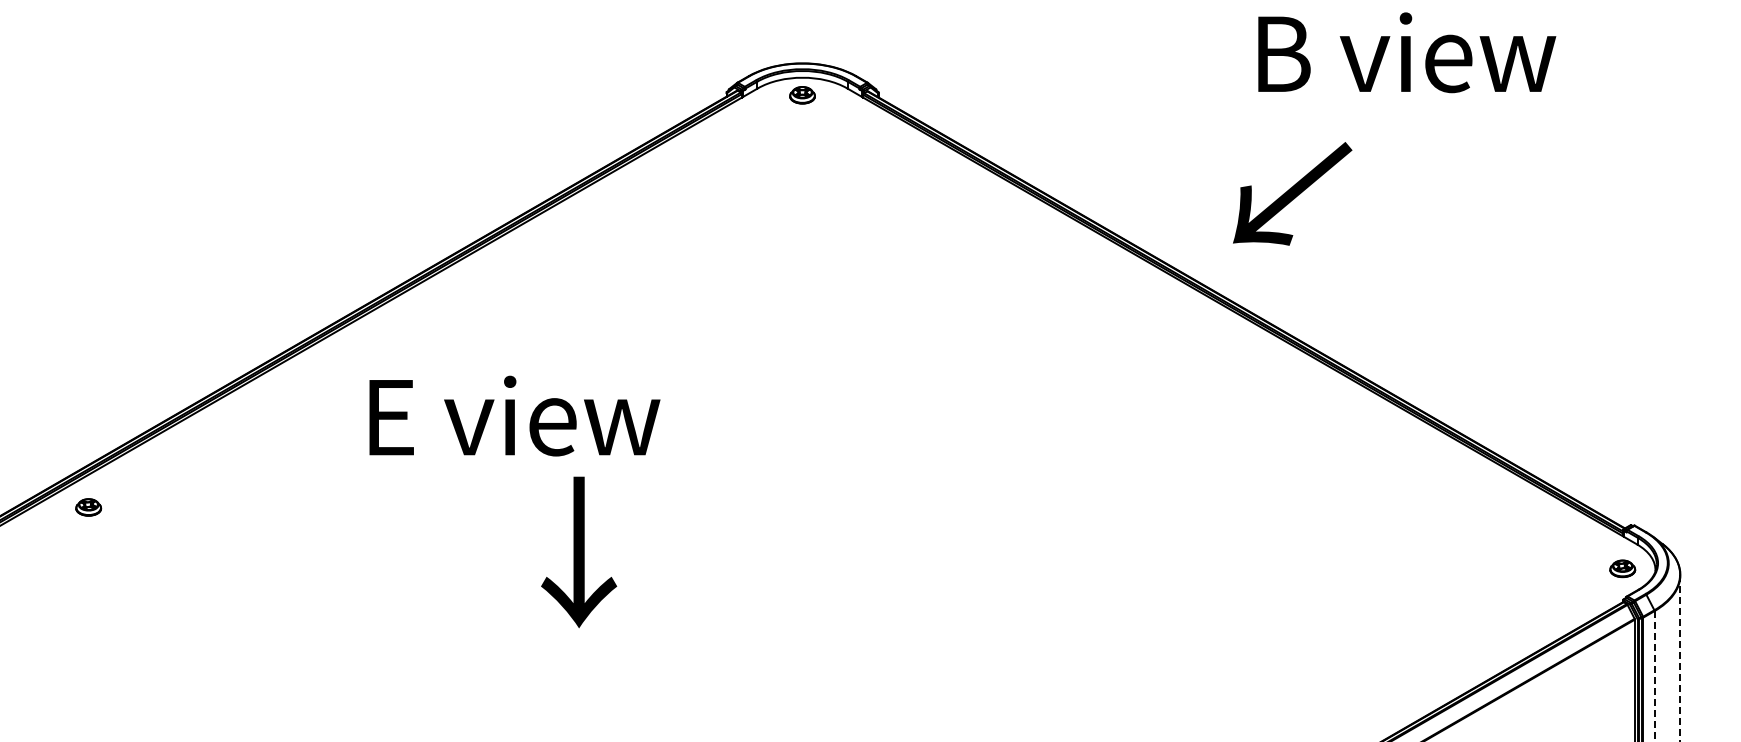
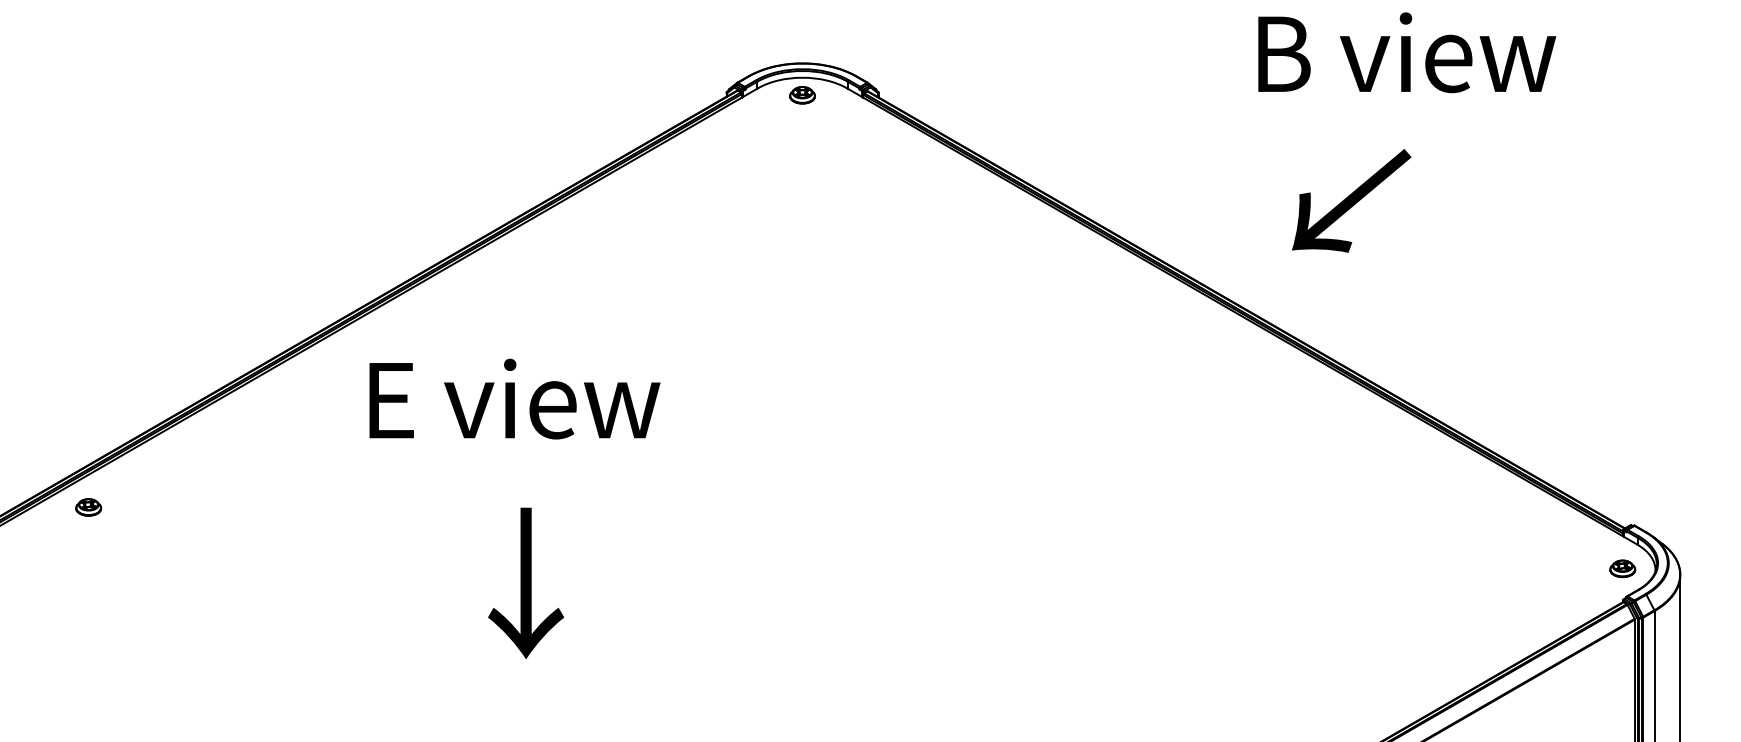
text position: (1292, 193) -> (1351, 200) (1351, 200)
text position: (514, 415) -> (514, 398) (514, 398)
text position: (579, 552) -> (526, 583) (526, 583)
line: dashed -> solid (1680, 659)
line: dashed -> solid (1654, 676)
